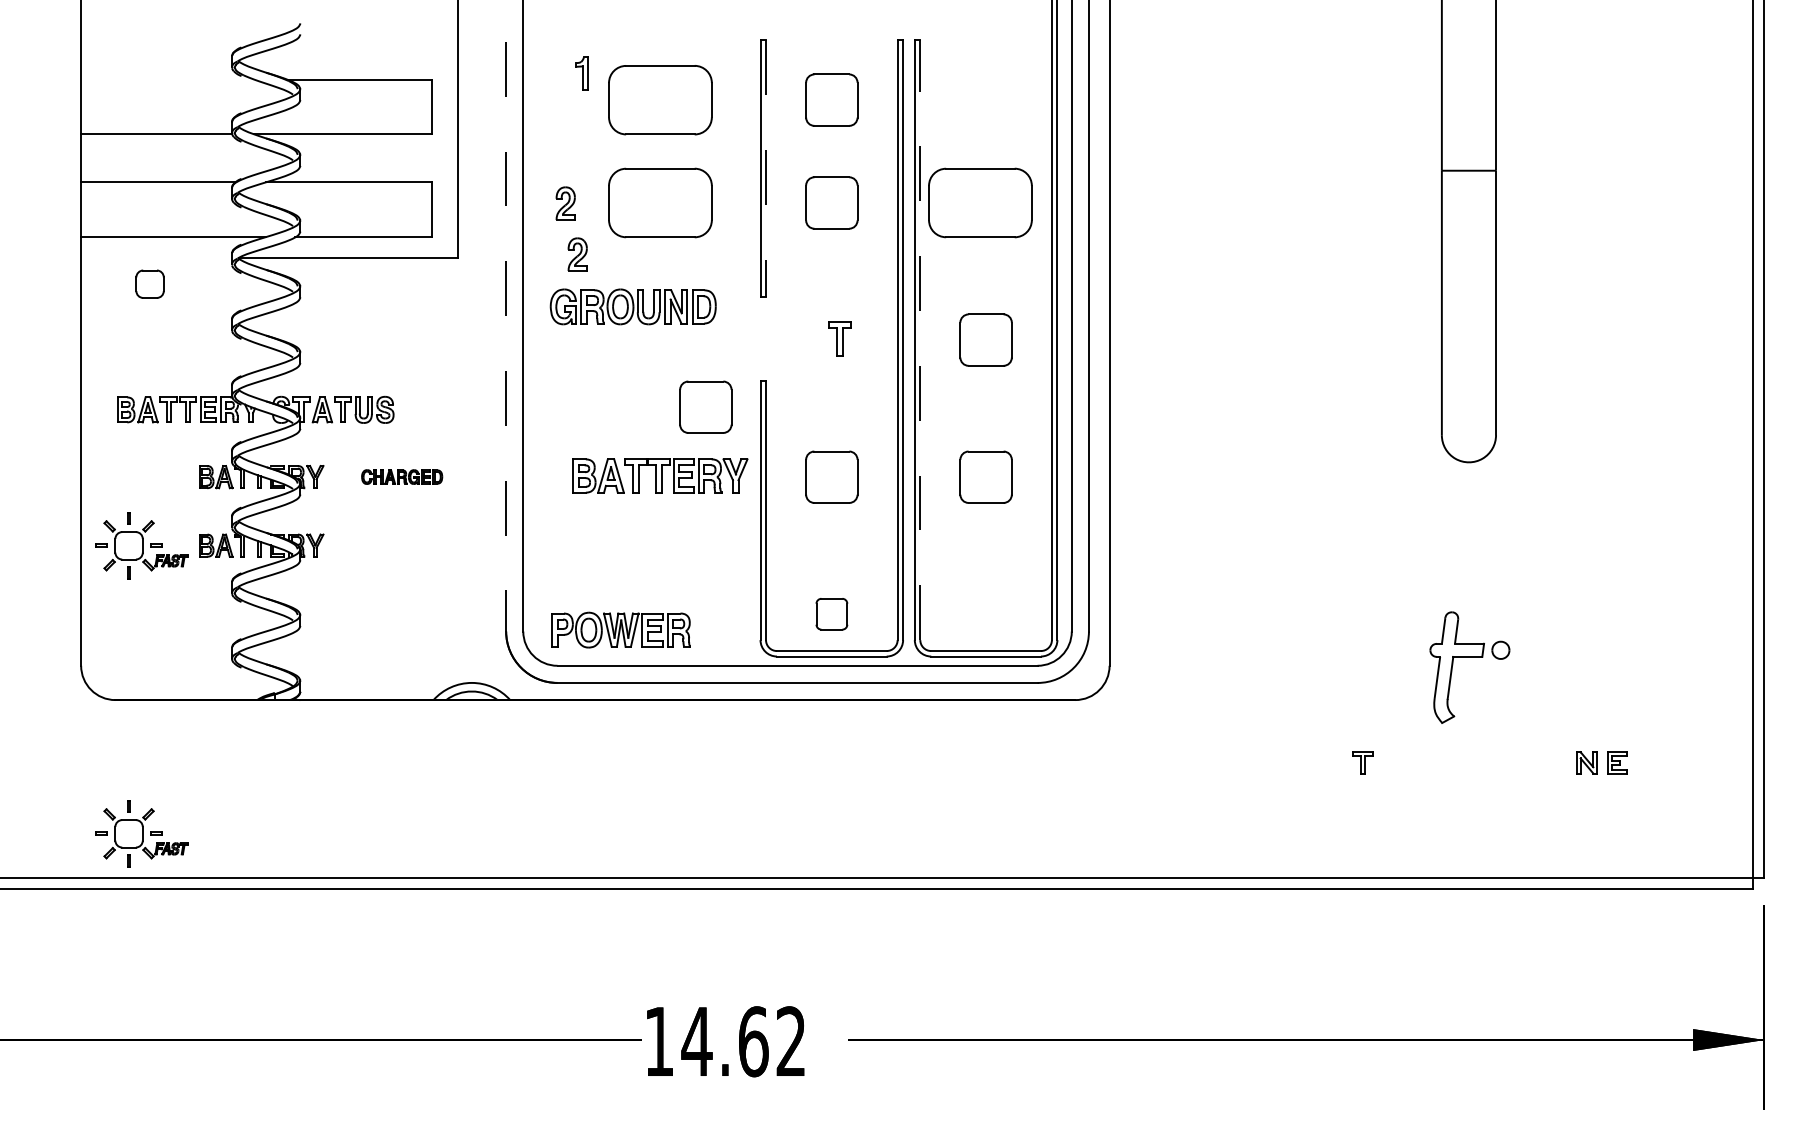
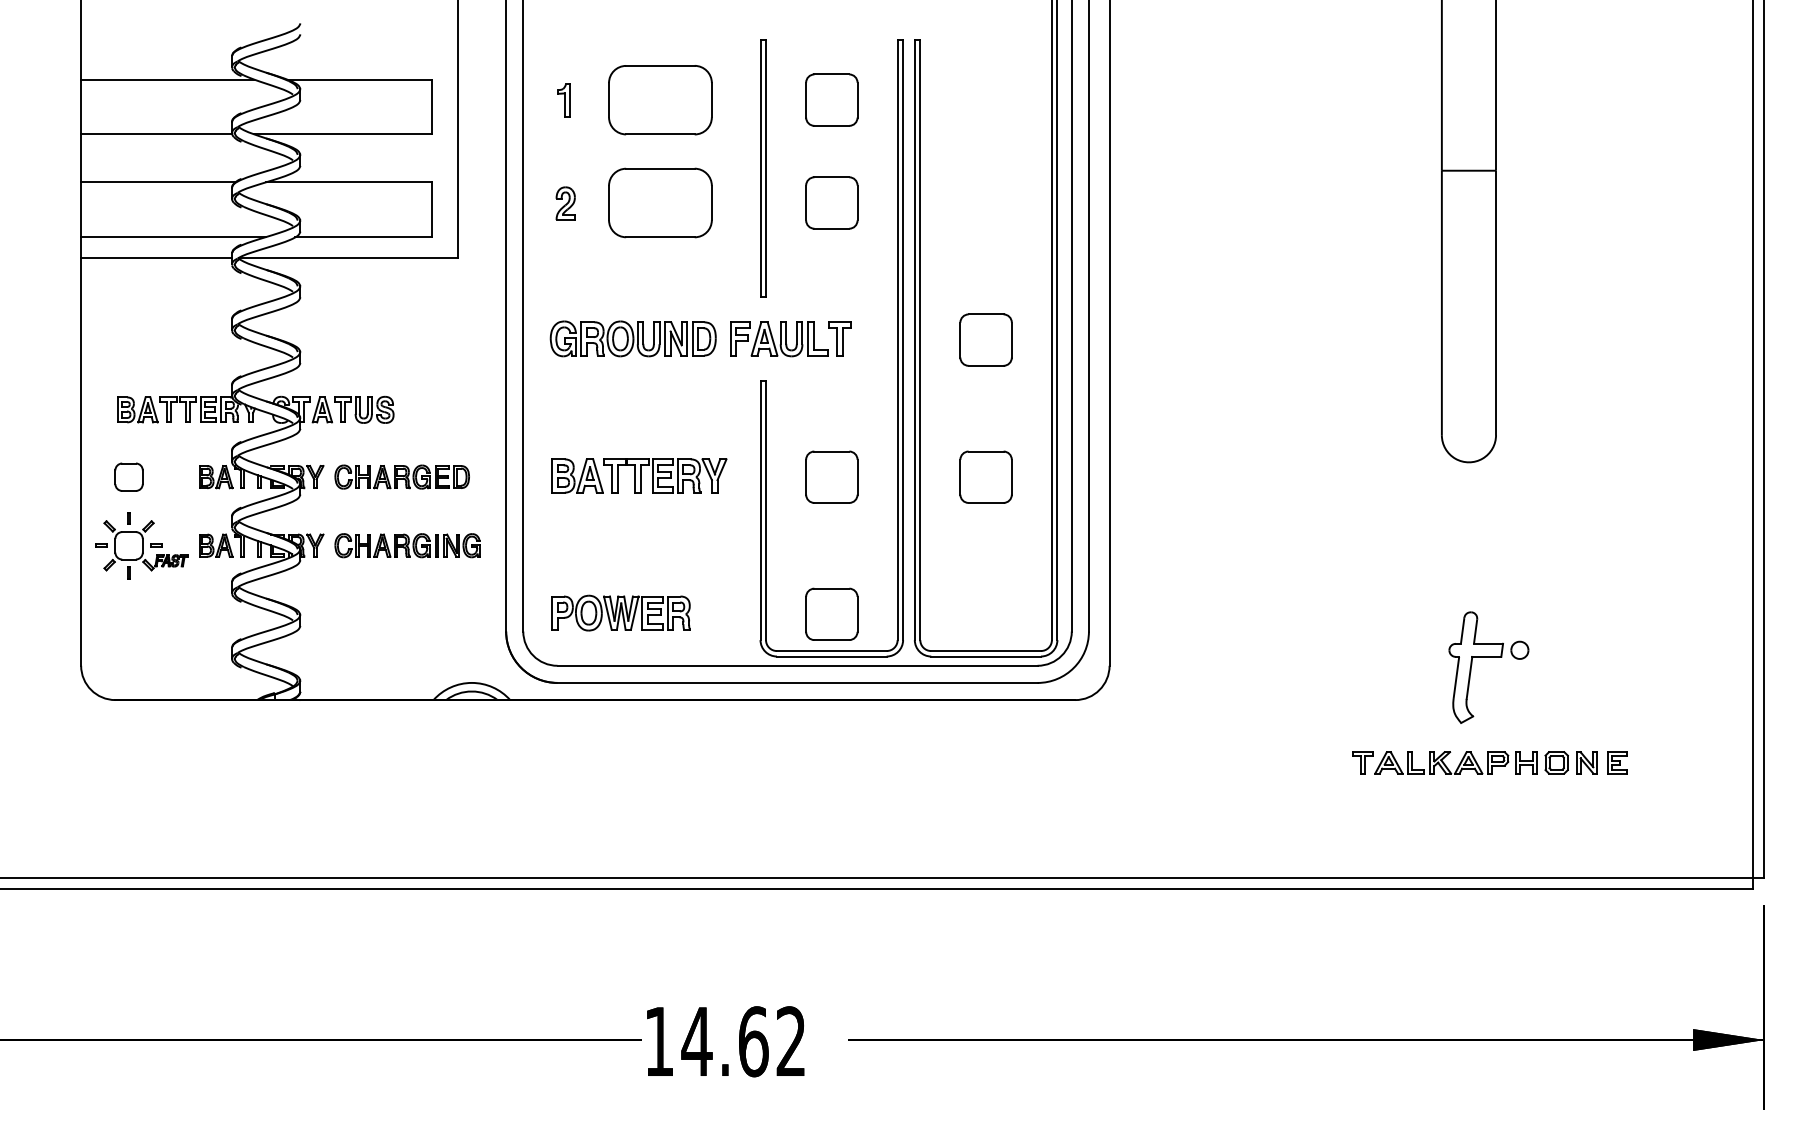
part position: (581, 73) -> (563, 100) (563, 100)
line: none -> present (167, 79)
line: dashed -> solid (766, 168)
part: present -> none (980, 202)
part: present -> none (577, 254)
line: none -> present (156, 257)
part position: (149, 283) -> (128, 476) (128, 476)
part position: (632, 306) -> (632, 338) (632, 338)
line: dashed -> solid (506, 316)
part: none -> present (779, 339)
line: dashed -> solid (920, 340)
part: present -> none (705, 406)
part position: (660, 475) -> (639, 475) (639, 475)
part size: 83x16 px -> 136x26 px (401, 476)
part: none -> present (407, 545)
part size: 34x33 px -> 54x54 px (831, 613)
part position: (620, 629) -> (620, 612) (620, 612)
part position: (1469, 657) -> (1488, 657) (1488, 657)
part: none -> present (1471, 762)
part: present -> none (141, 833)
